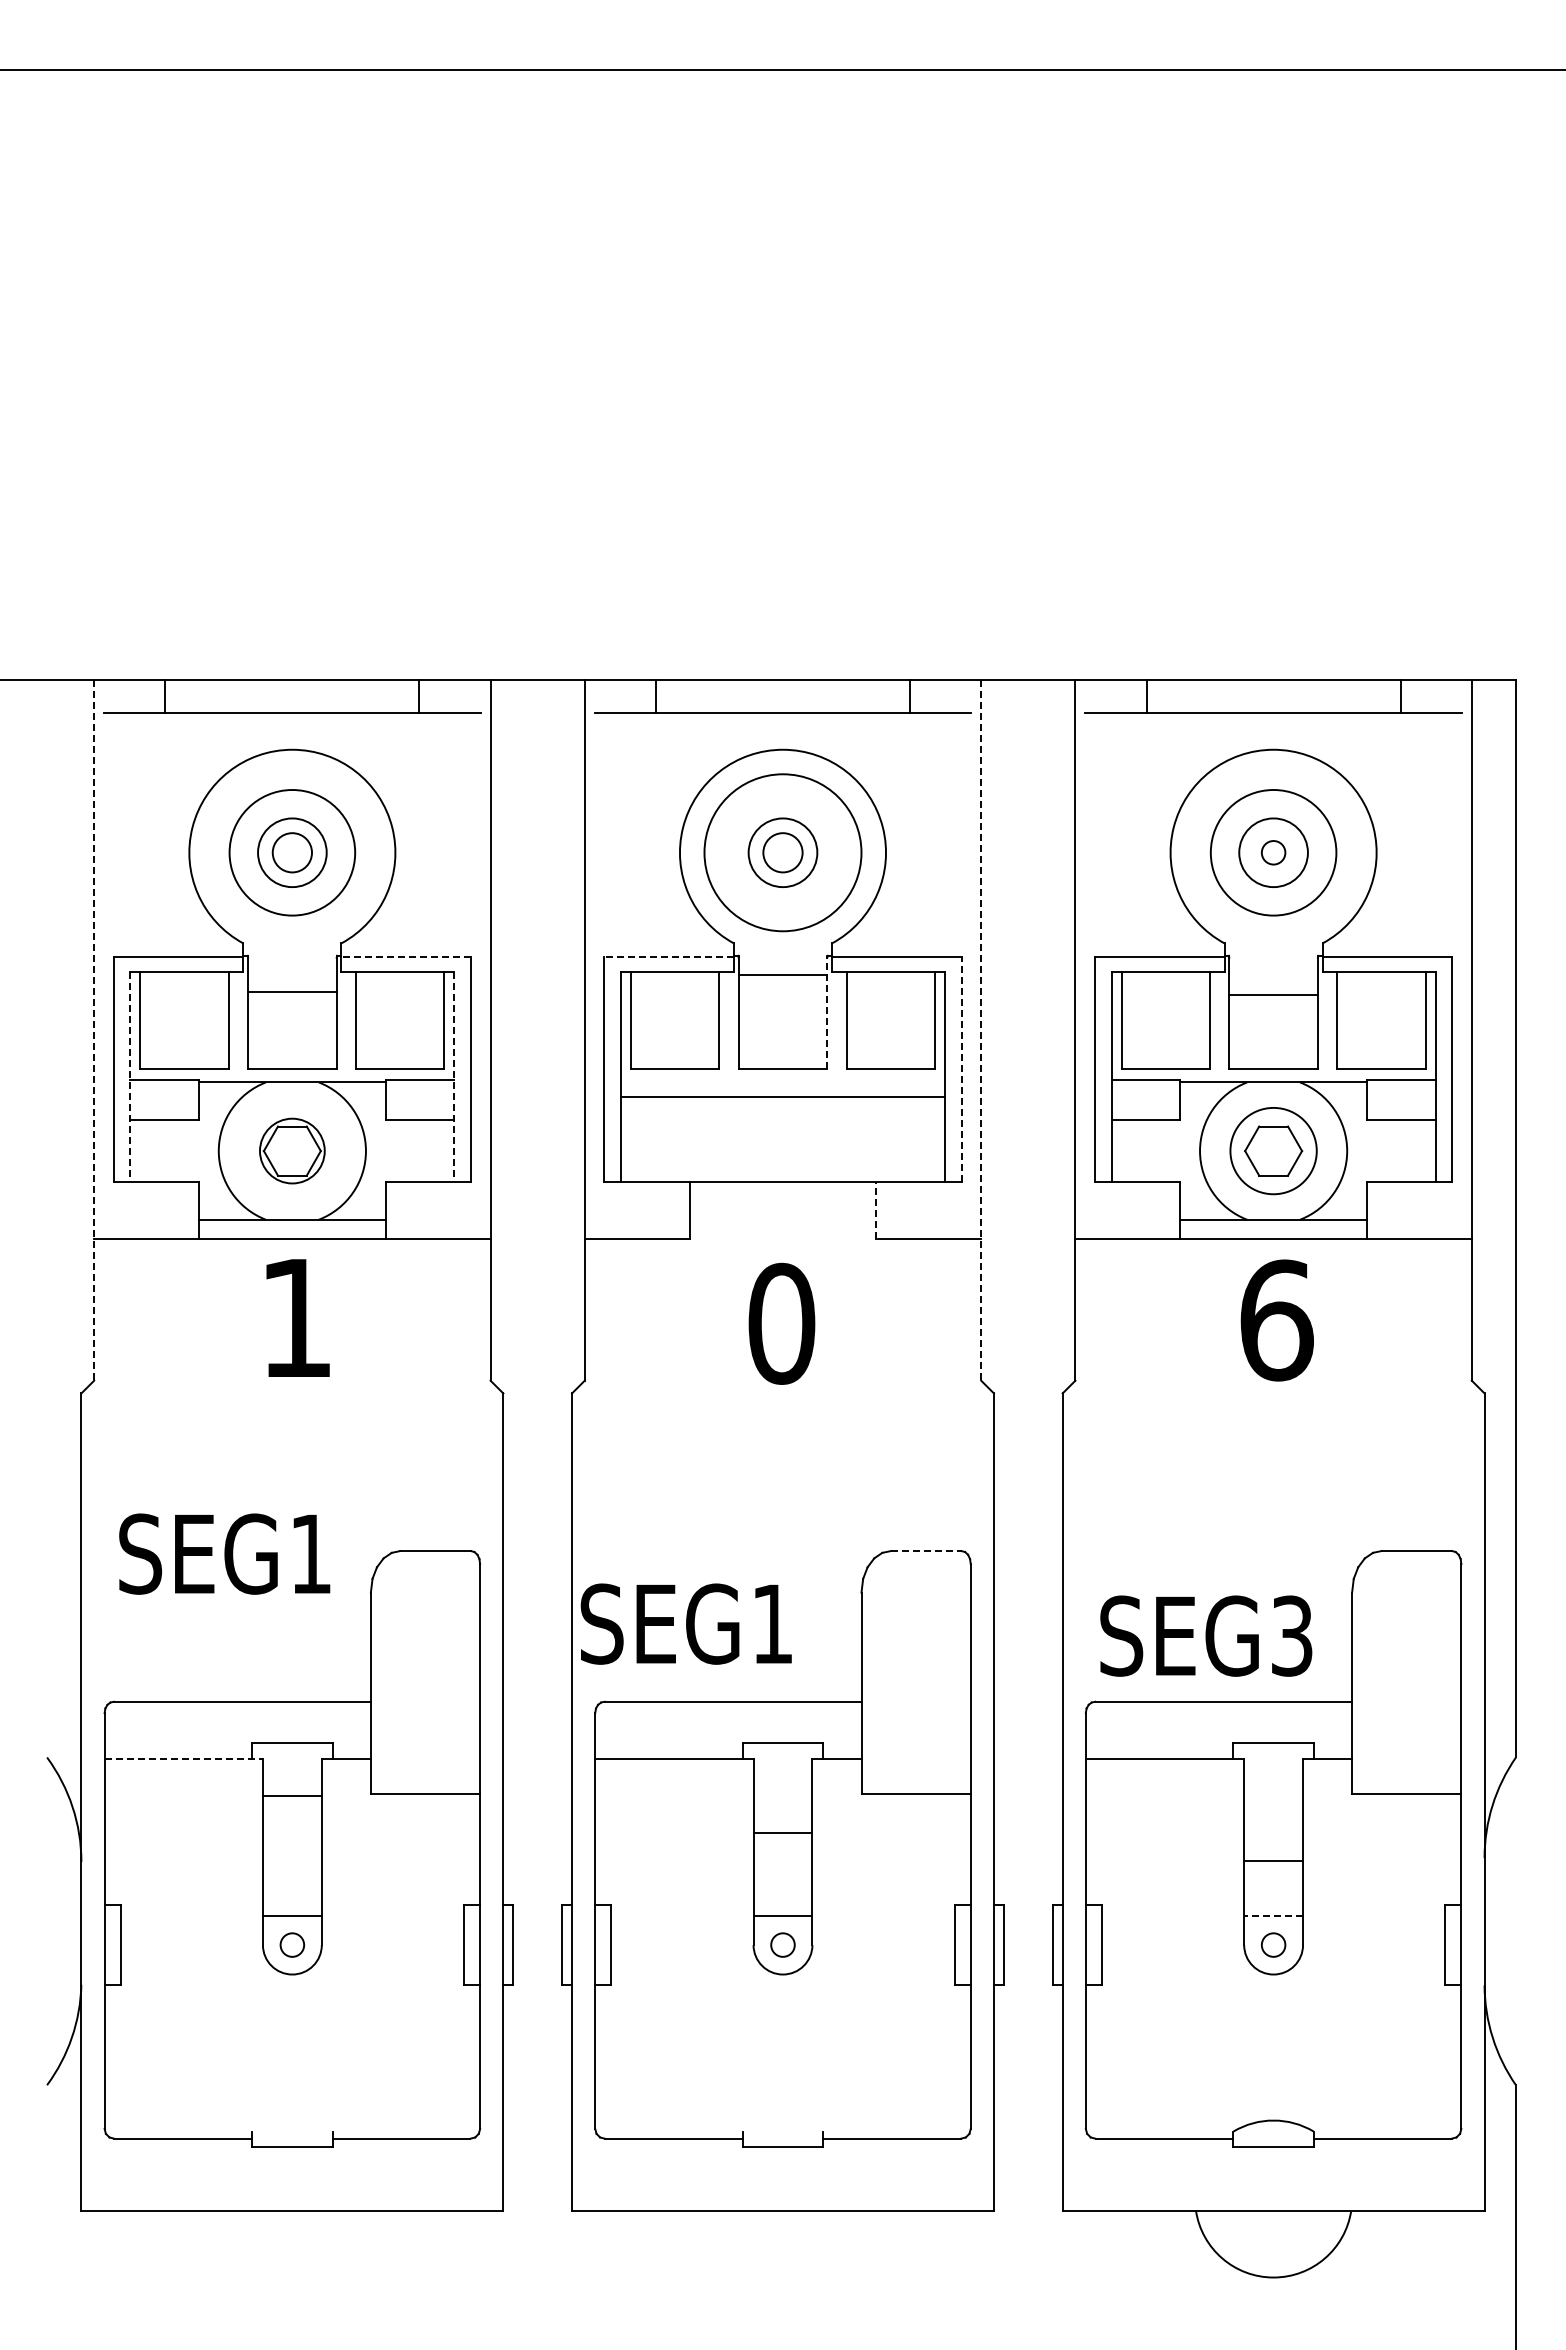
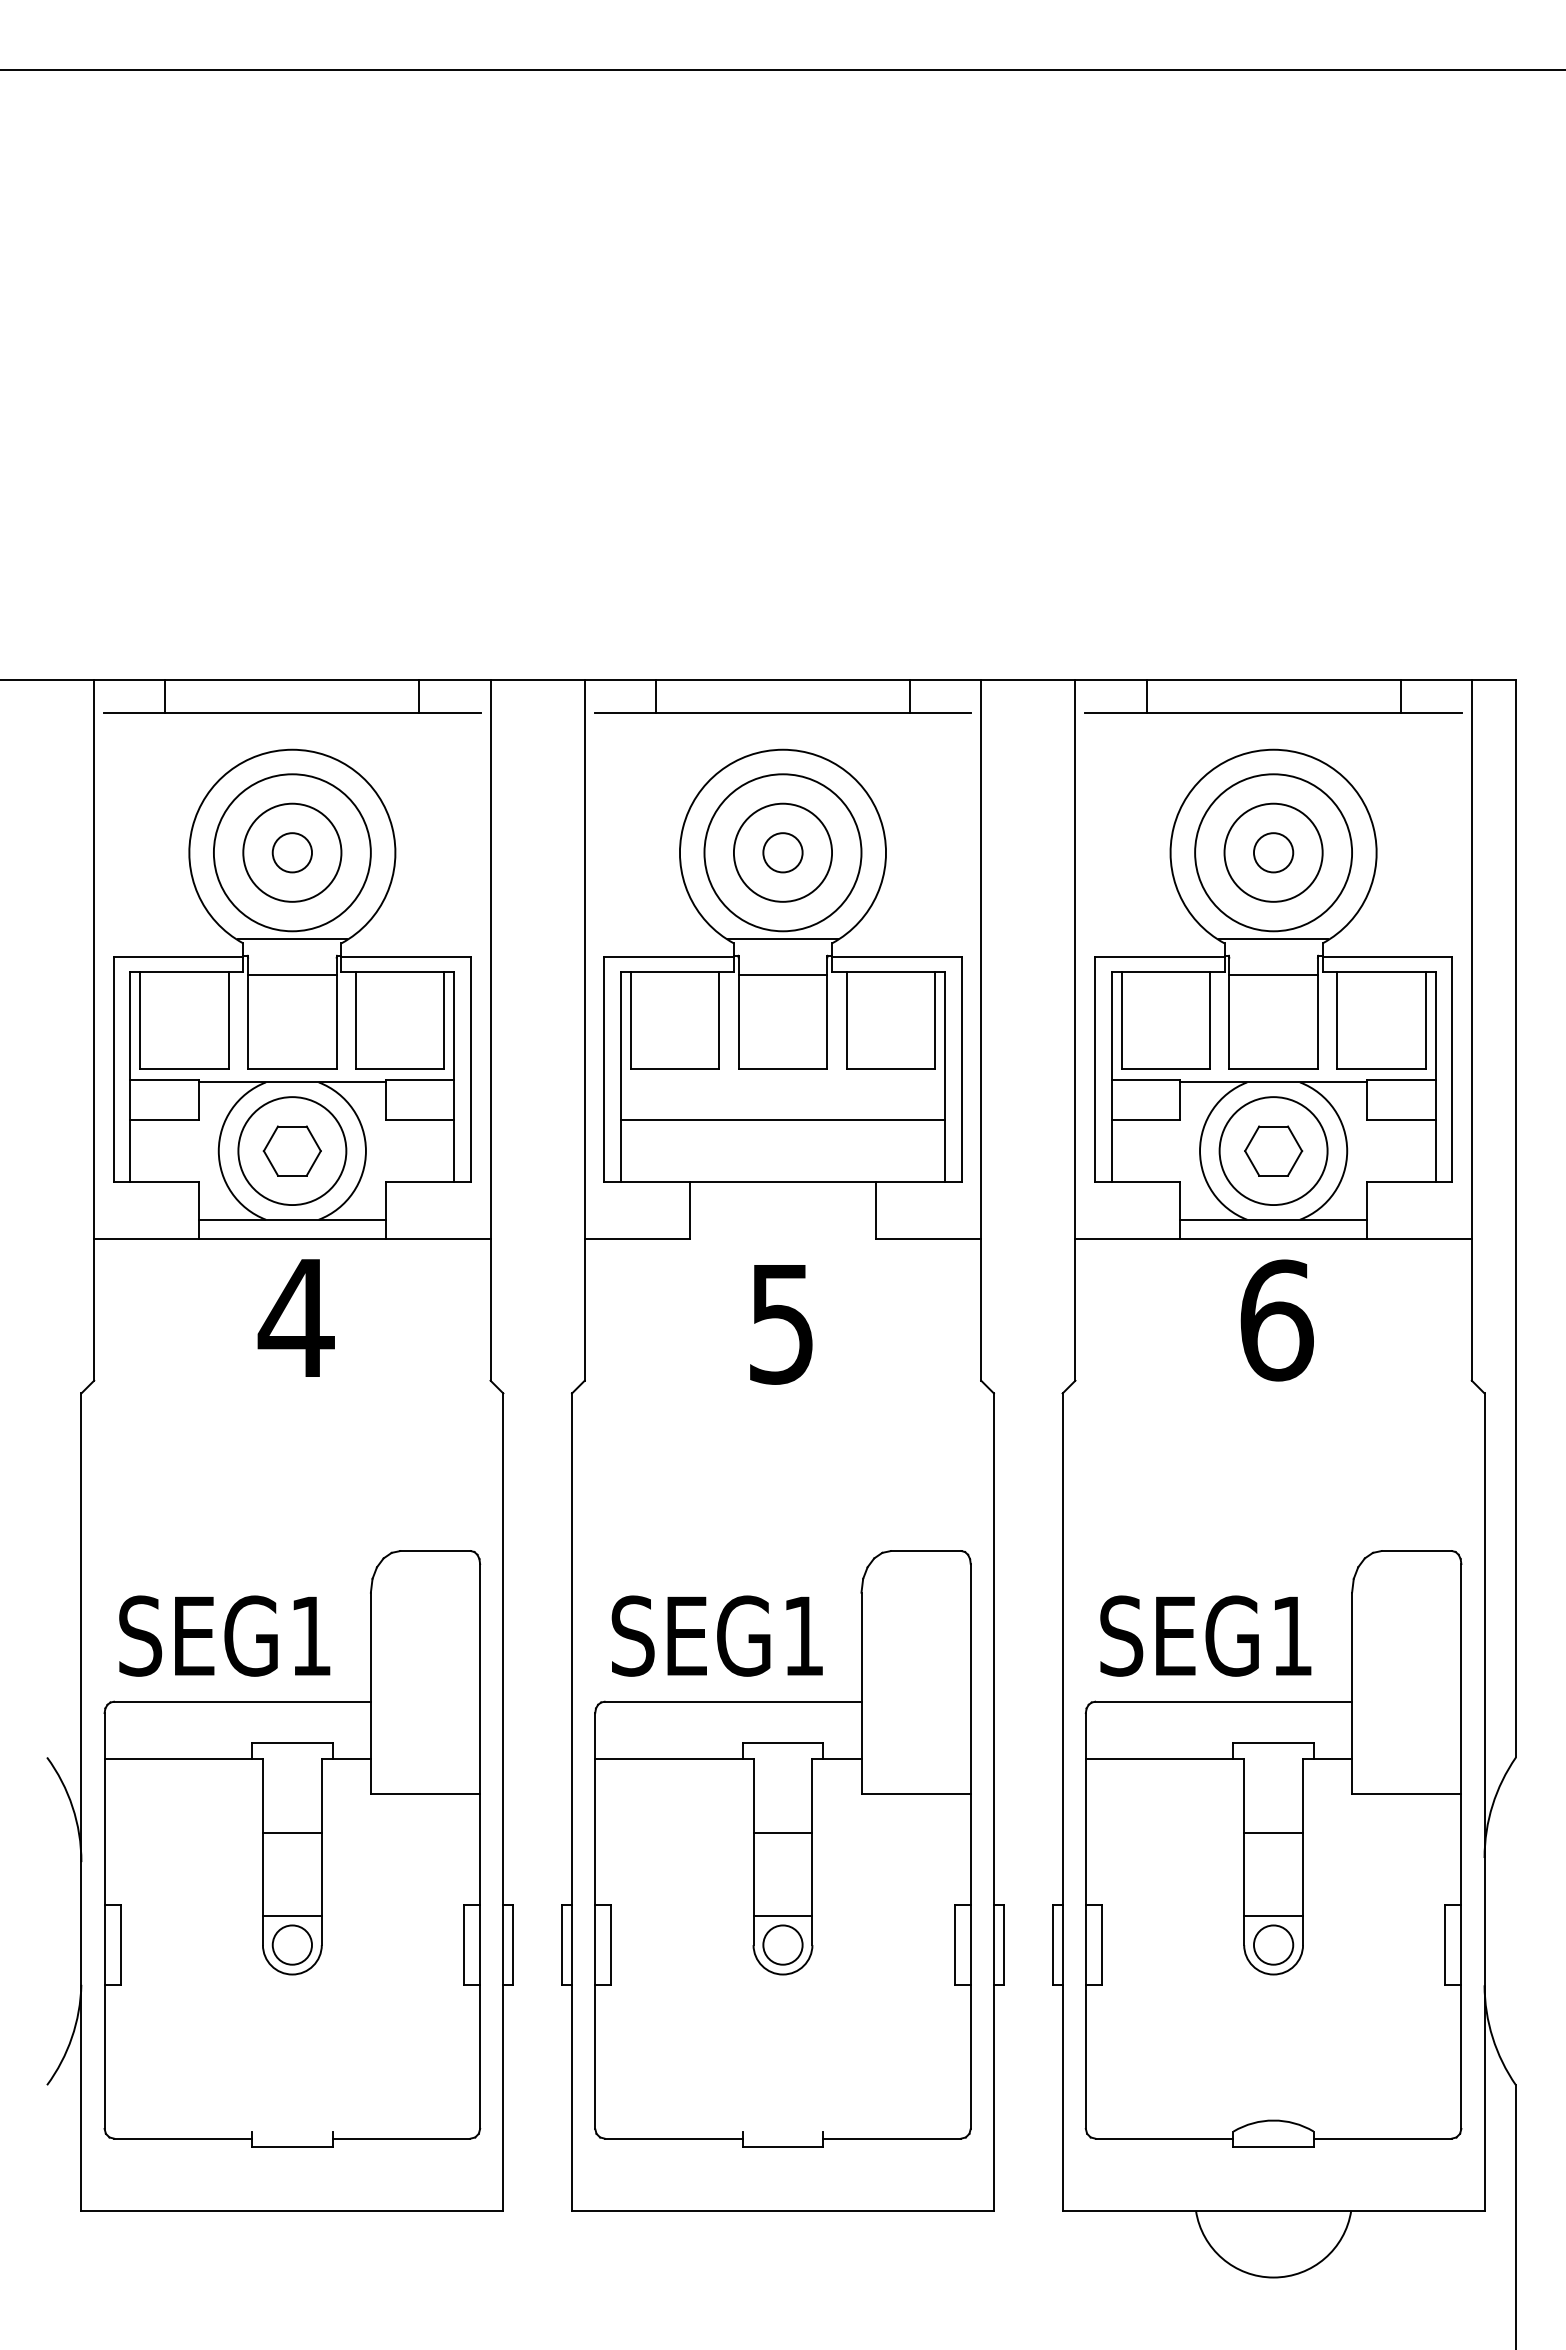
circle diameter: 126 px -> 157 px (291, 852)
circle diameter: 69 px -> 98 px (292, 852)
circle diameter: 69 px -> 98 px (782, 852)
circle diameter: 126 px -> 157 px (1273, 852)
circle diameter: 24 px -> 39 px (1273, 852)
circle diameter: 69 px -> 98 px (1273, 852)
line: none -> present (292, 939)
line: none -> present (782, 939)
line: none -> present (1273, 939)
line: dashed -> solid (406, 956)
line: dashed -> solid (669, 956)
line position: (292, 991) -> (292, 974) (292, 974)
line position: (1273, 994) -> (1273, 974) (1273, 974)
line: dashed -> solid (827, 1011)
line: dashed -> solid (94, 1030)
line: dashed -> solid (981, 1030)
line: dashed -> solid (961, 1069)
line: dashed -> solid (130, 1077)
line: dashed -> solid (454, 1077)
line position: (782, 1096) -> (782, 1119) (782, 1119)
circle diameter: 65 px -> 108 px (292, 1151)
circle diameter: 86 px -> 108 px (1273, 1151)
line: dashed -> solid (876, 1210)
text: 1 -> 4 (295, 1317)
text: 0 -> 5 (781, 1323)
line: dashed -> solid (926, 1551)
text position: (224, 1553) -> (224, 1635) (224, 1635)
text position: (685, 1623) -> (716, 1635) (716, 1635)
text: SEG3 -> SEG1 (1292, 1635)
line: dashed -> solid (184, 1758)
line position: (291, 1796) -> (291, 1833) (291, 1833)
line position: (1273, 1861) -> (1273, 1833) (1273, 1833)
line: dashed -> solid (1273, 1915)
circle diameter: 24 px -> 39 px (292, 1944)
circle diameter: 24 px -> 39 px (782, 1944)
circle diameter: 24 px -> 39 px (1273, 1944)
